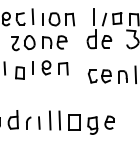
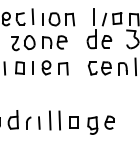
part position: (19, 72) -> (19, 67) (19, 67)
part position: (111, 74) -> (111, 66) (111, 66)
part size: 13x17 px -> 10x13 px (73, 122)
